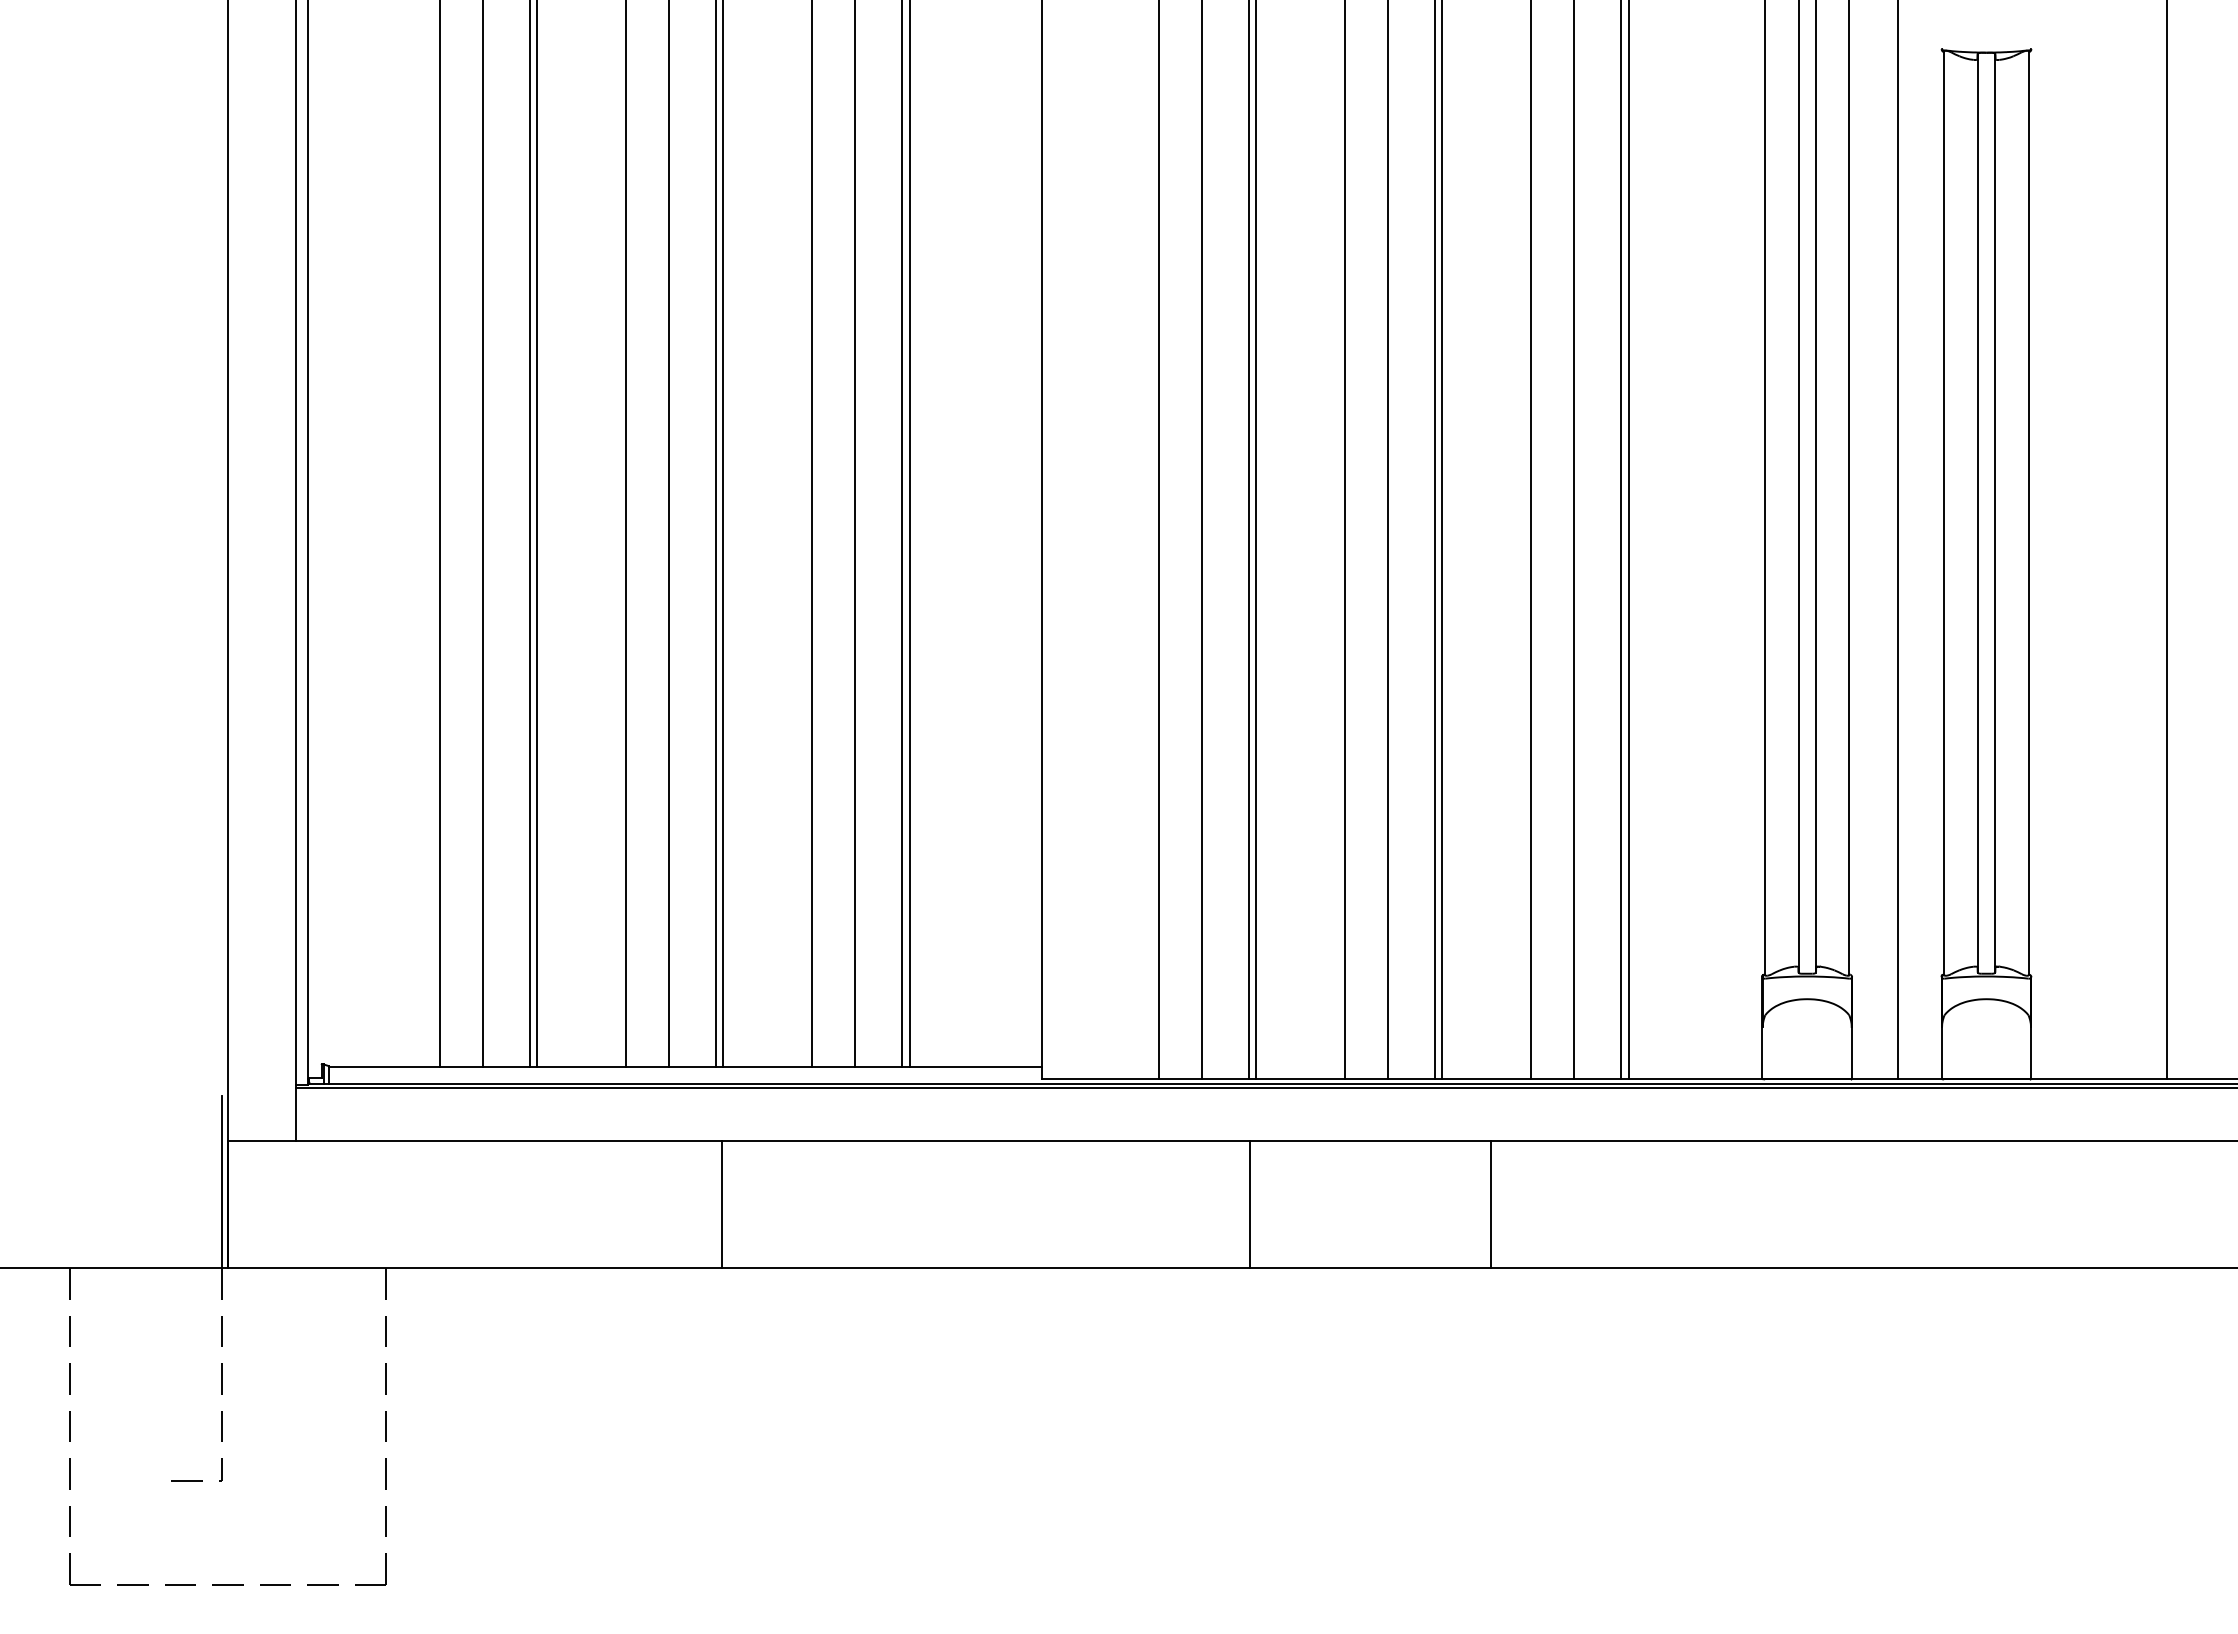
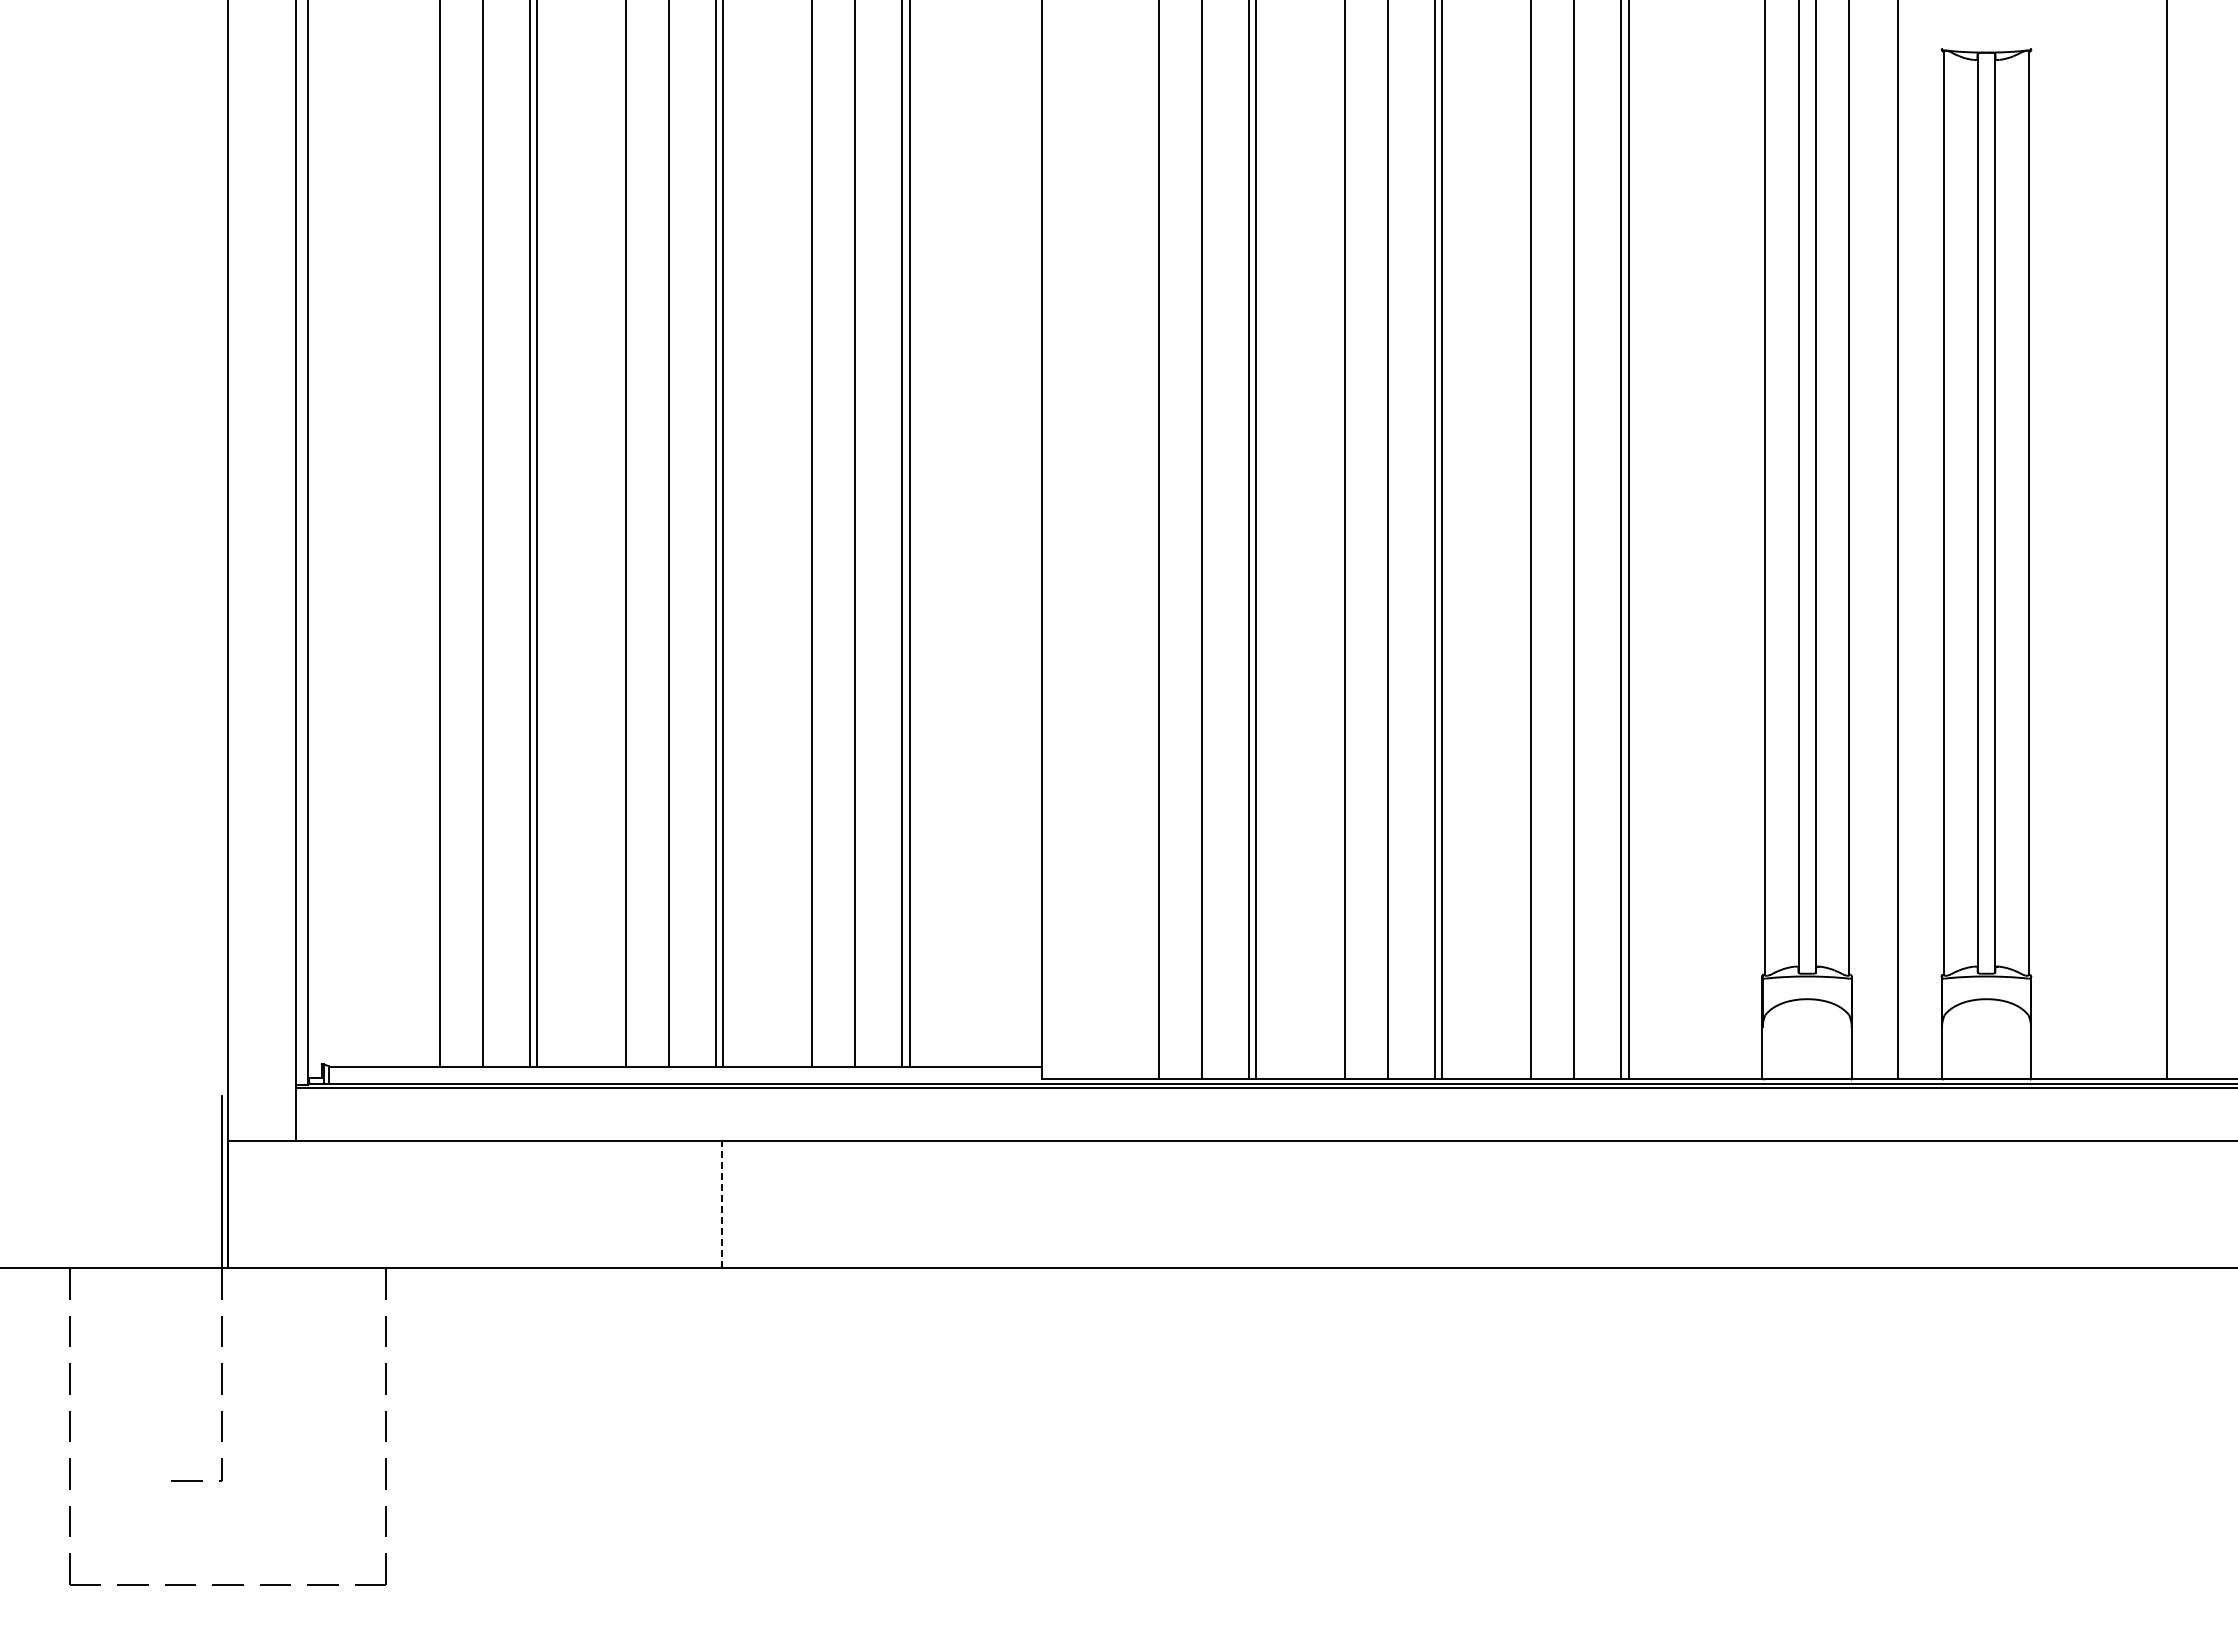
line: solid -> dashed (722, 1204)
line: present -> none (1250, 1204)
line: present -> none (1491, 1204)
